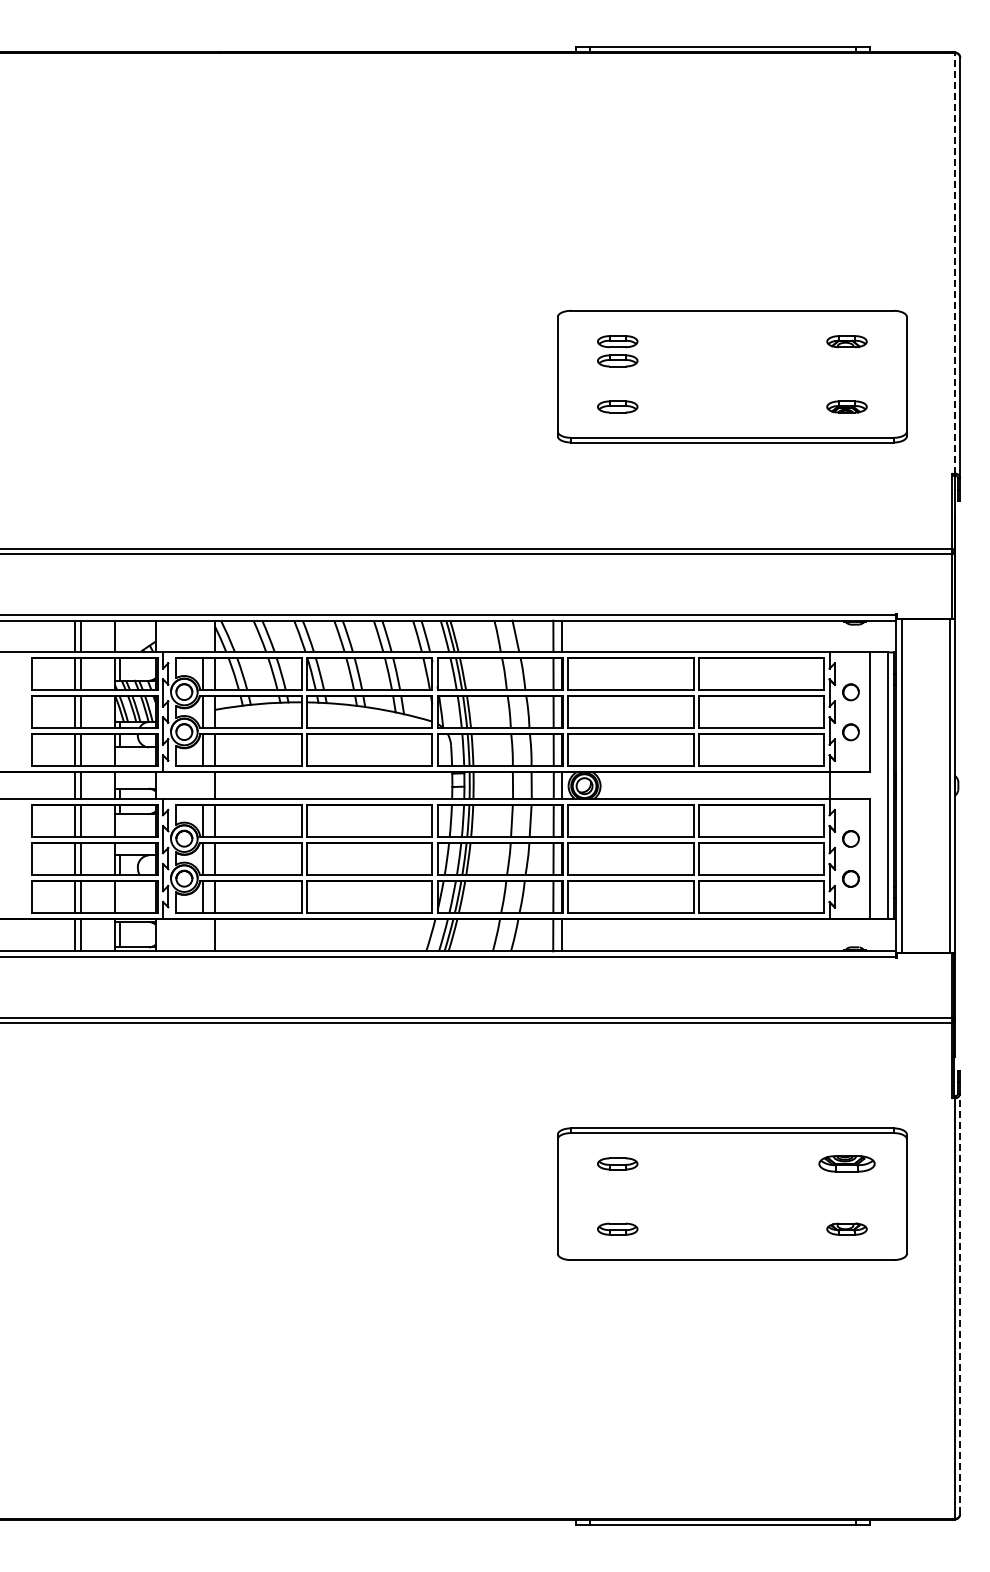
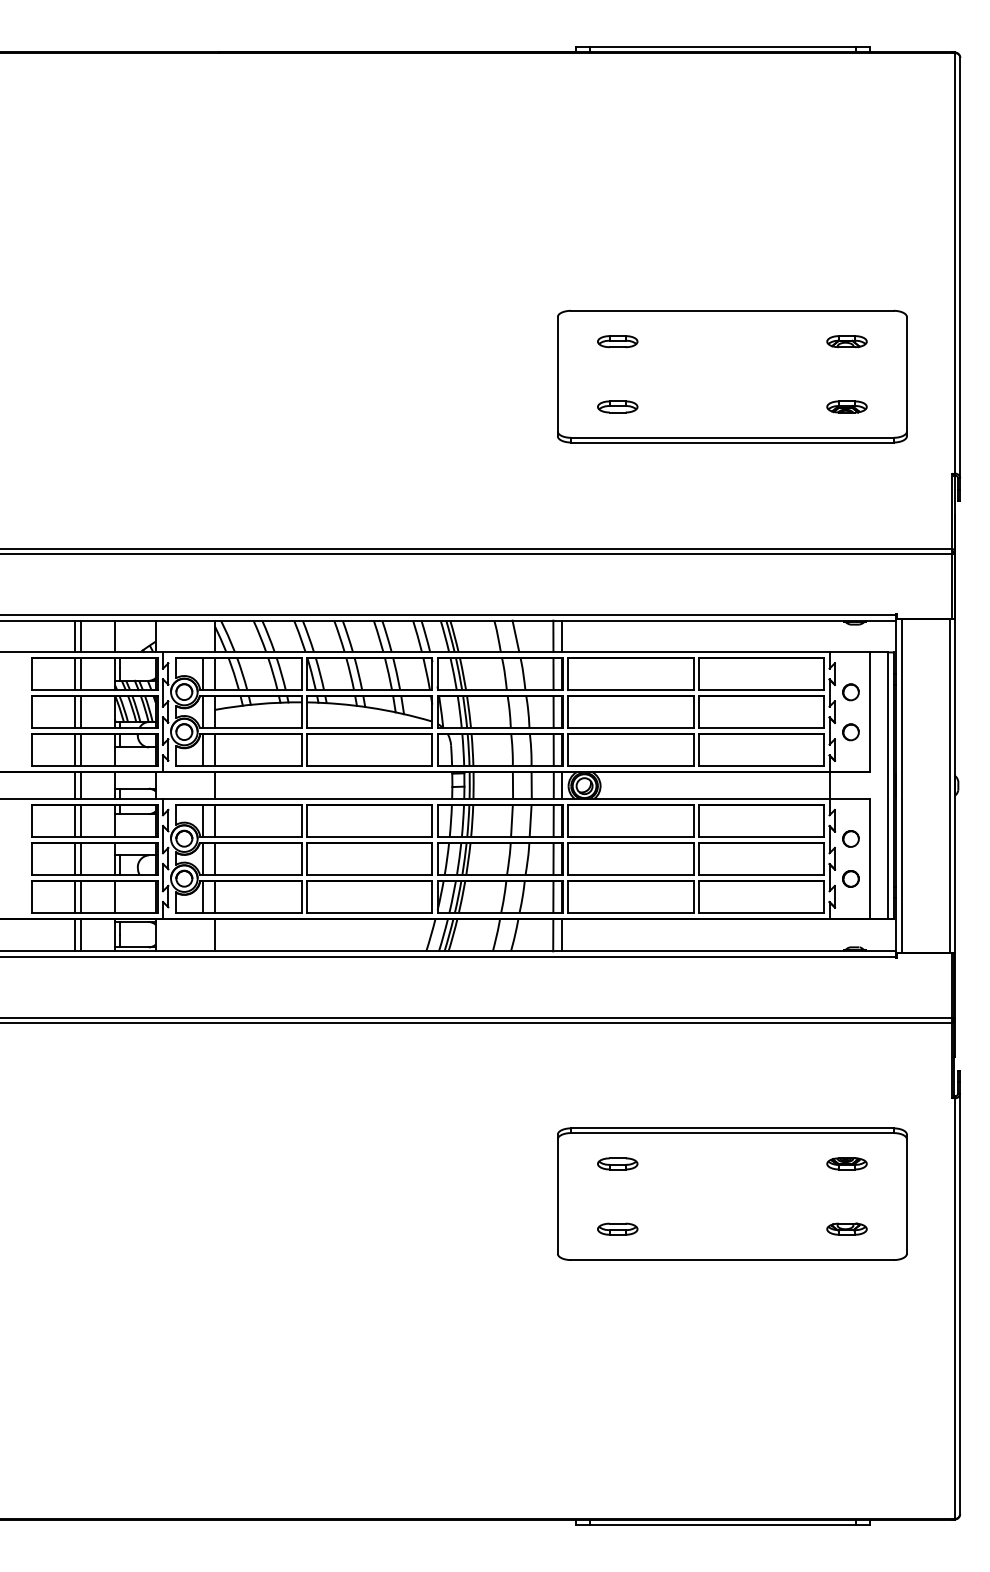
line: dashed -> solid (954, 262)
part: present -> none (617, 360)
part size: 58x18 px -> 42x14 px (846, 1163)
line: dashed -> solid (960, 1303)
